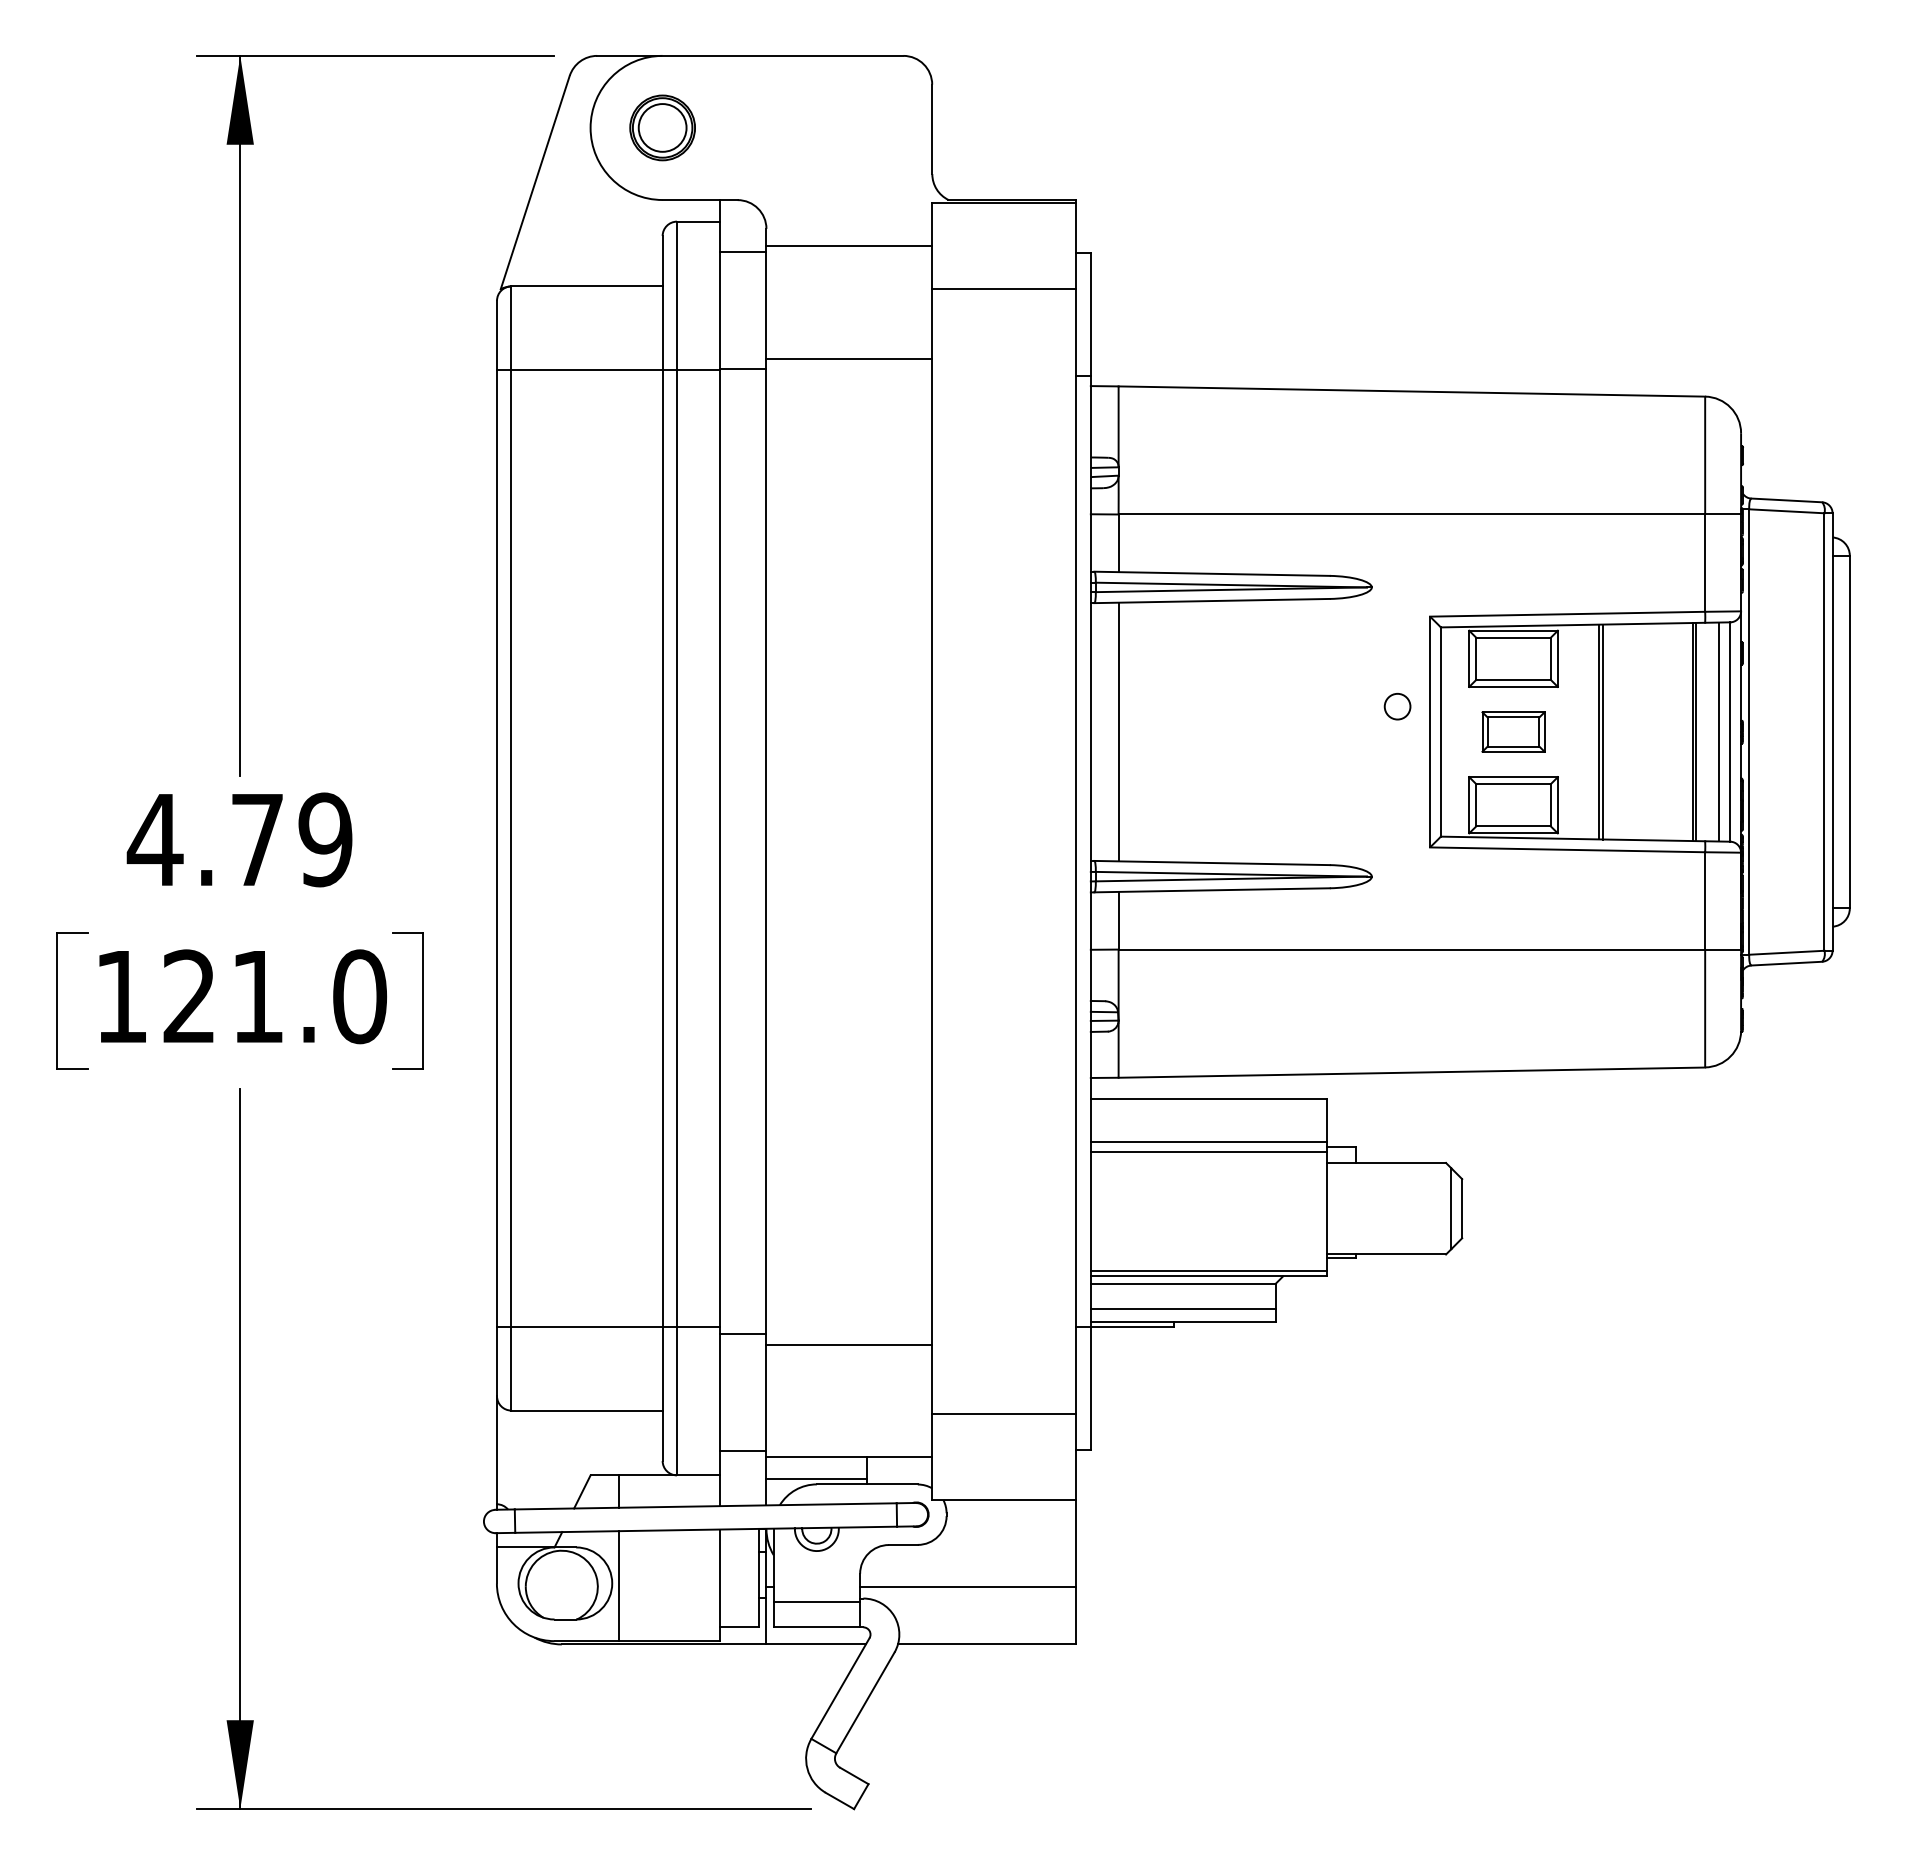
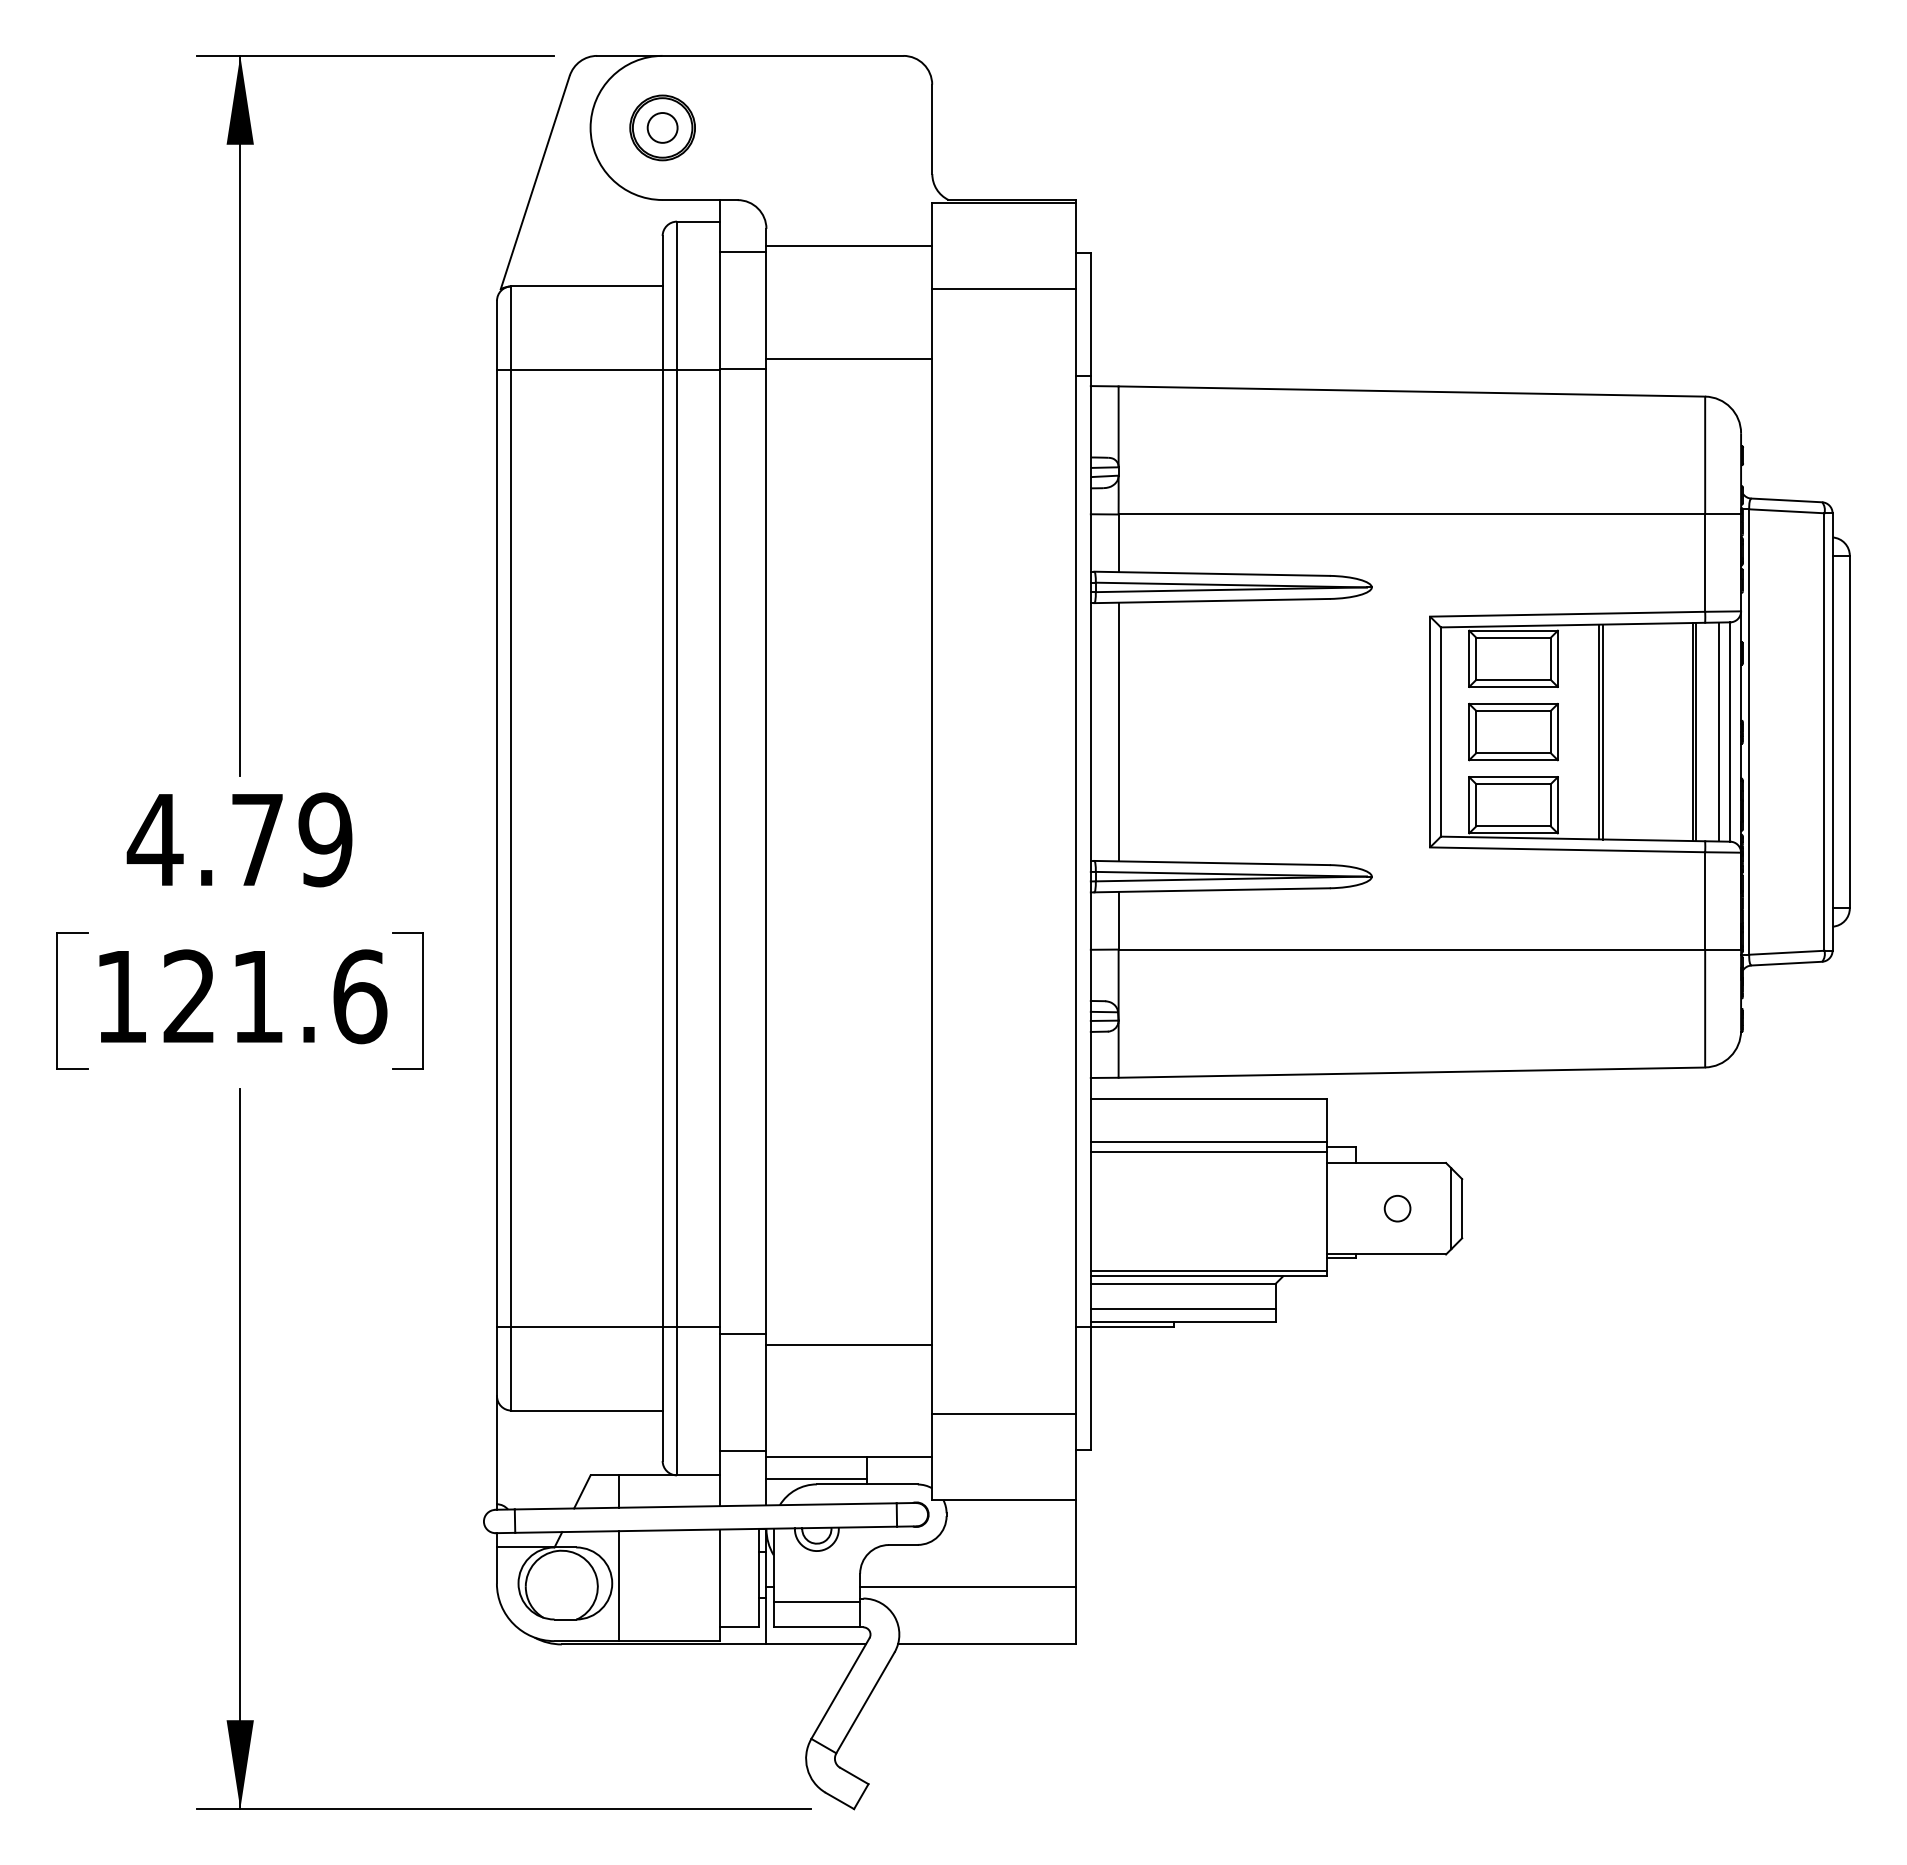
circle diameter: 48 px -> 30 px (662, 127)
circle position: (1397, 706) -> (1397, 1208) (1397, 1208)
part size: 65x42 px -> 91x60 px (1513, 731)
text: 121.0 -> 121.6 (360, 996)
